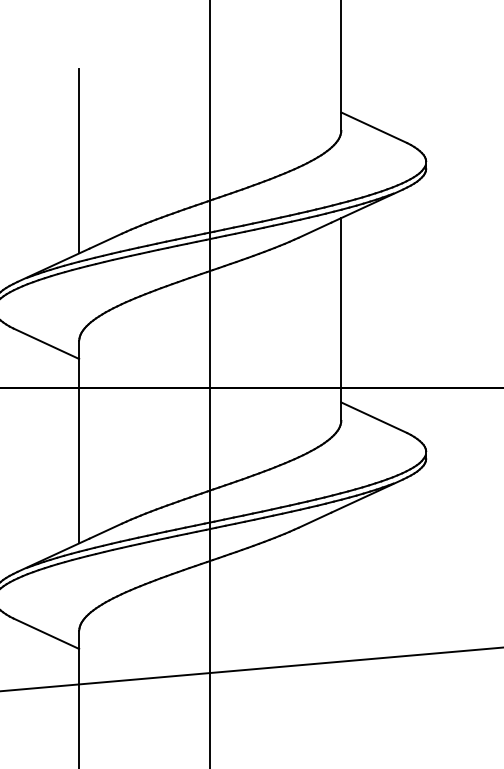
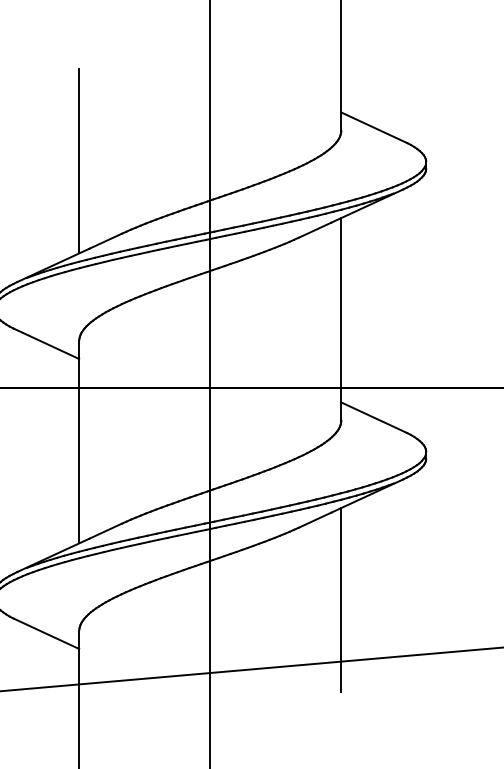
line: none -> present (341, 599)
